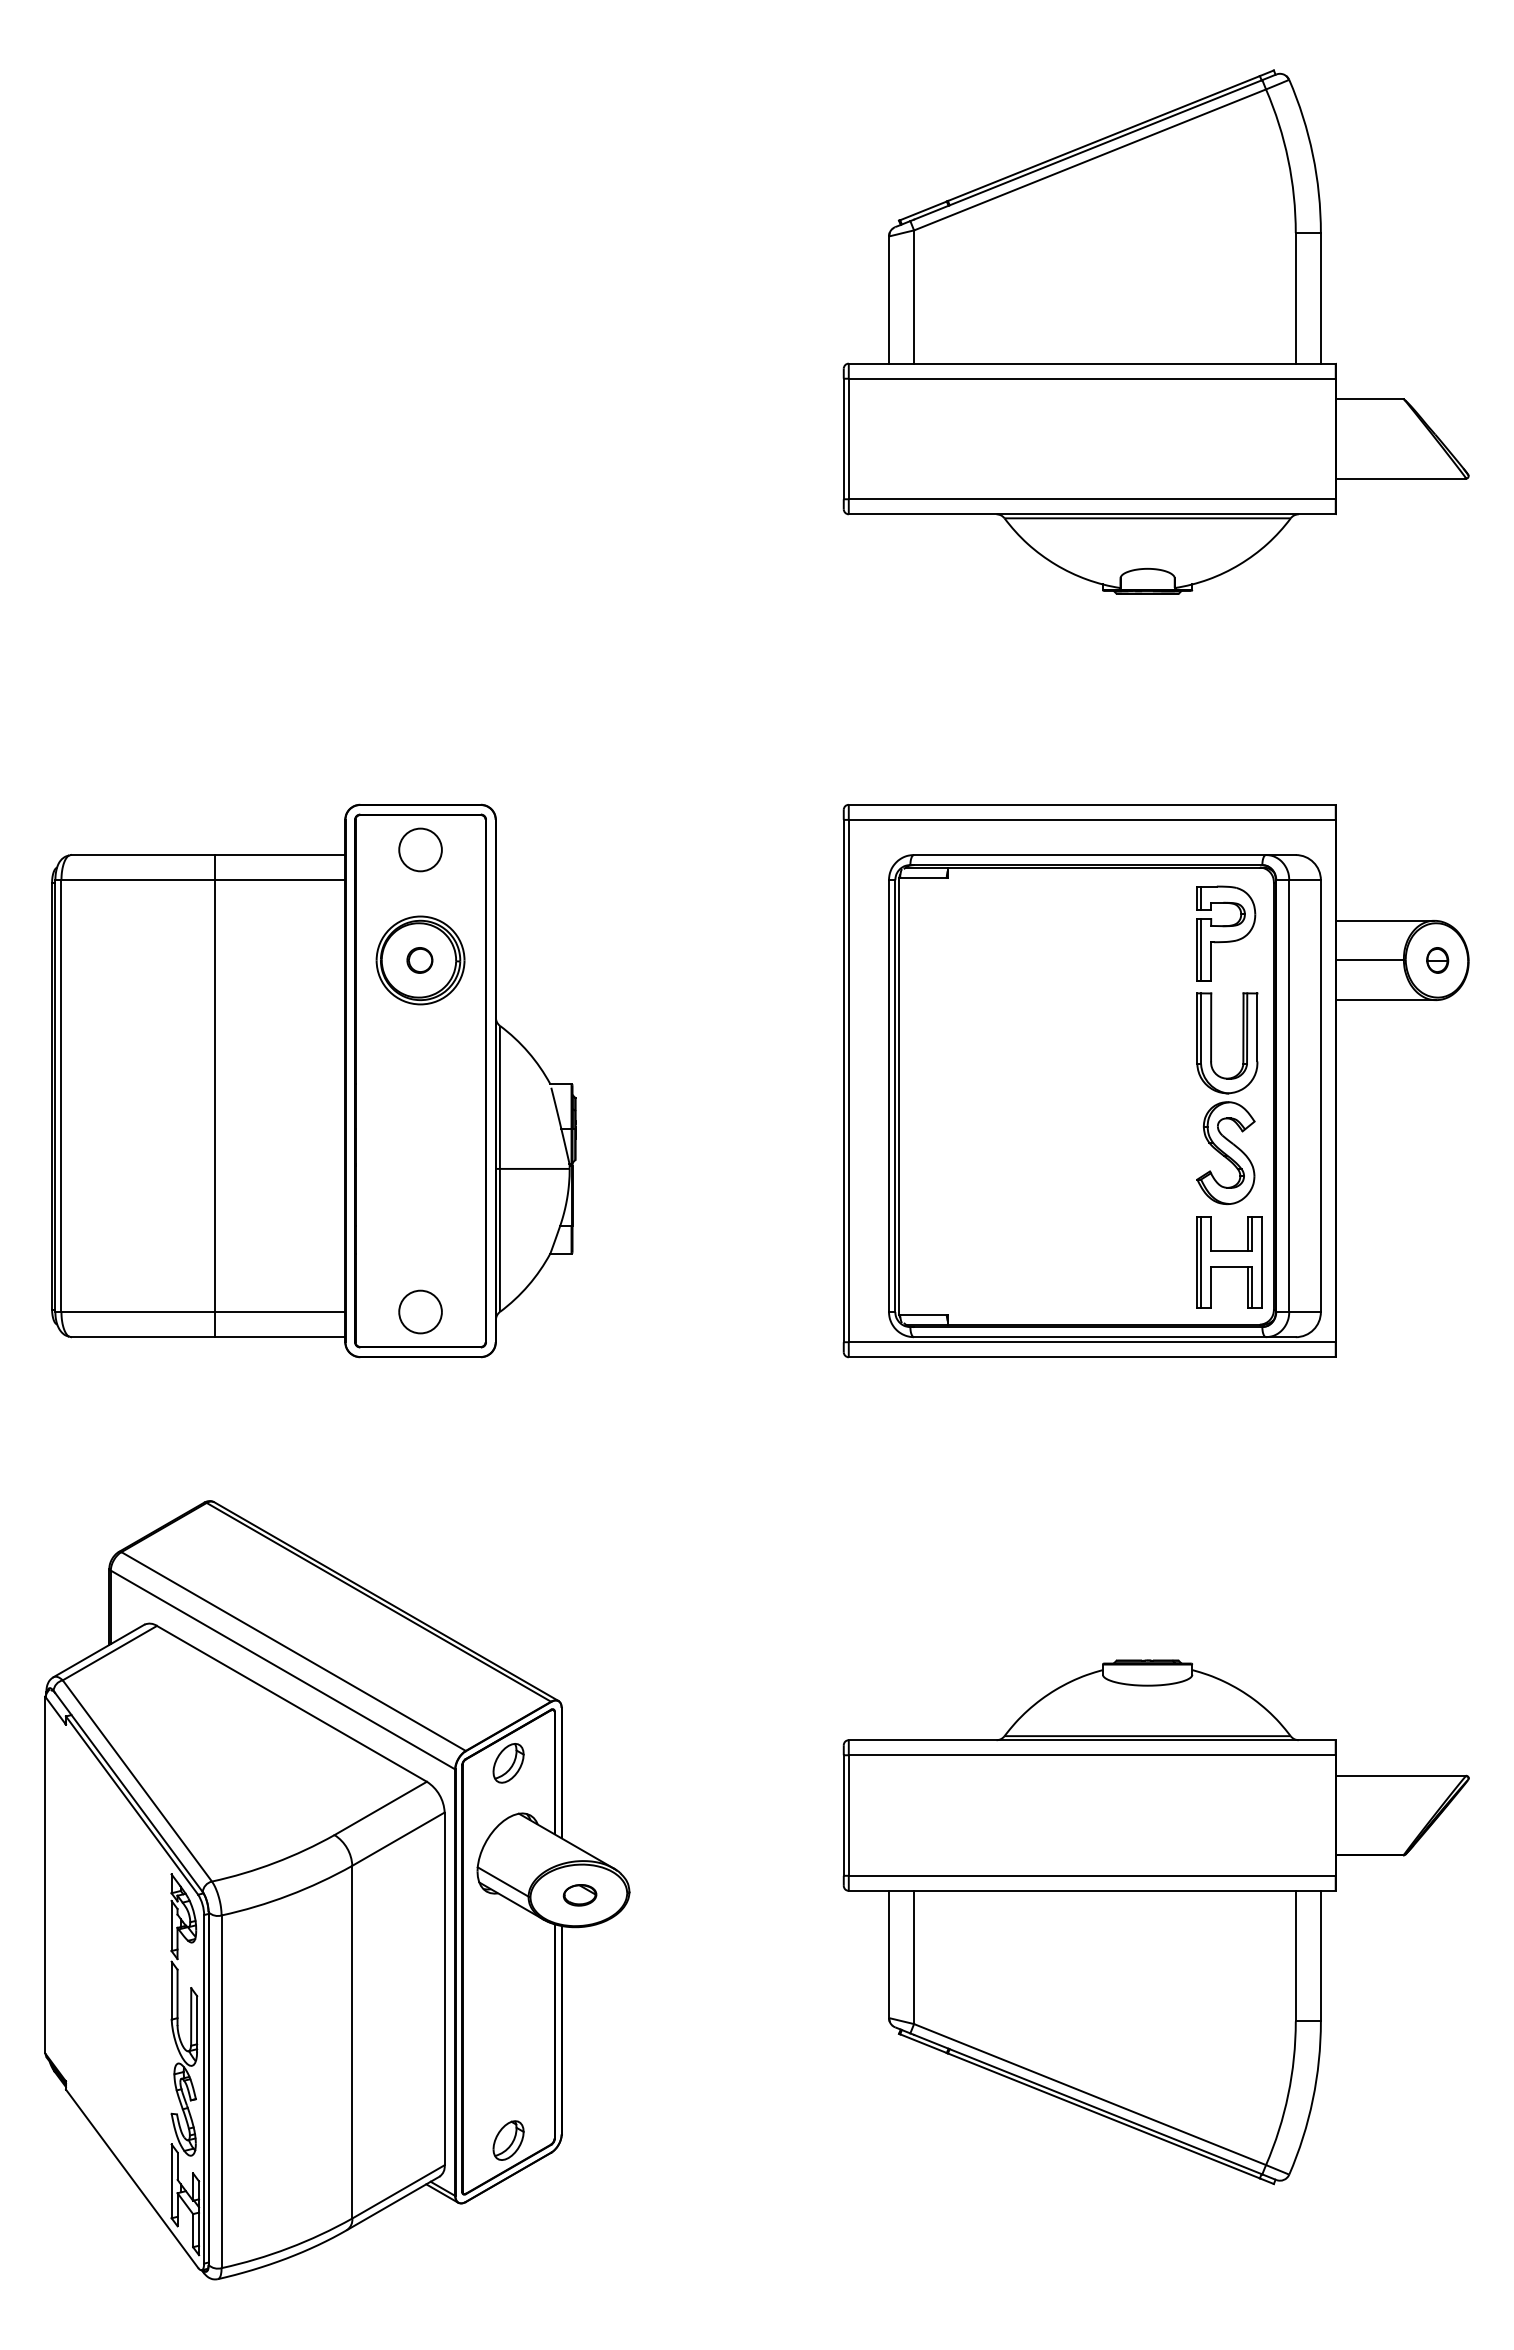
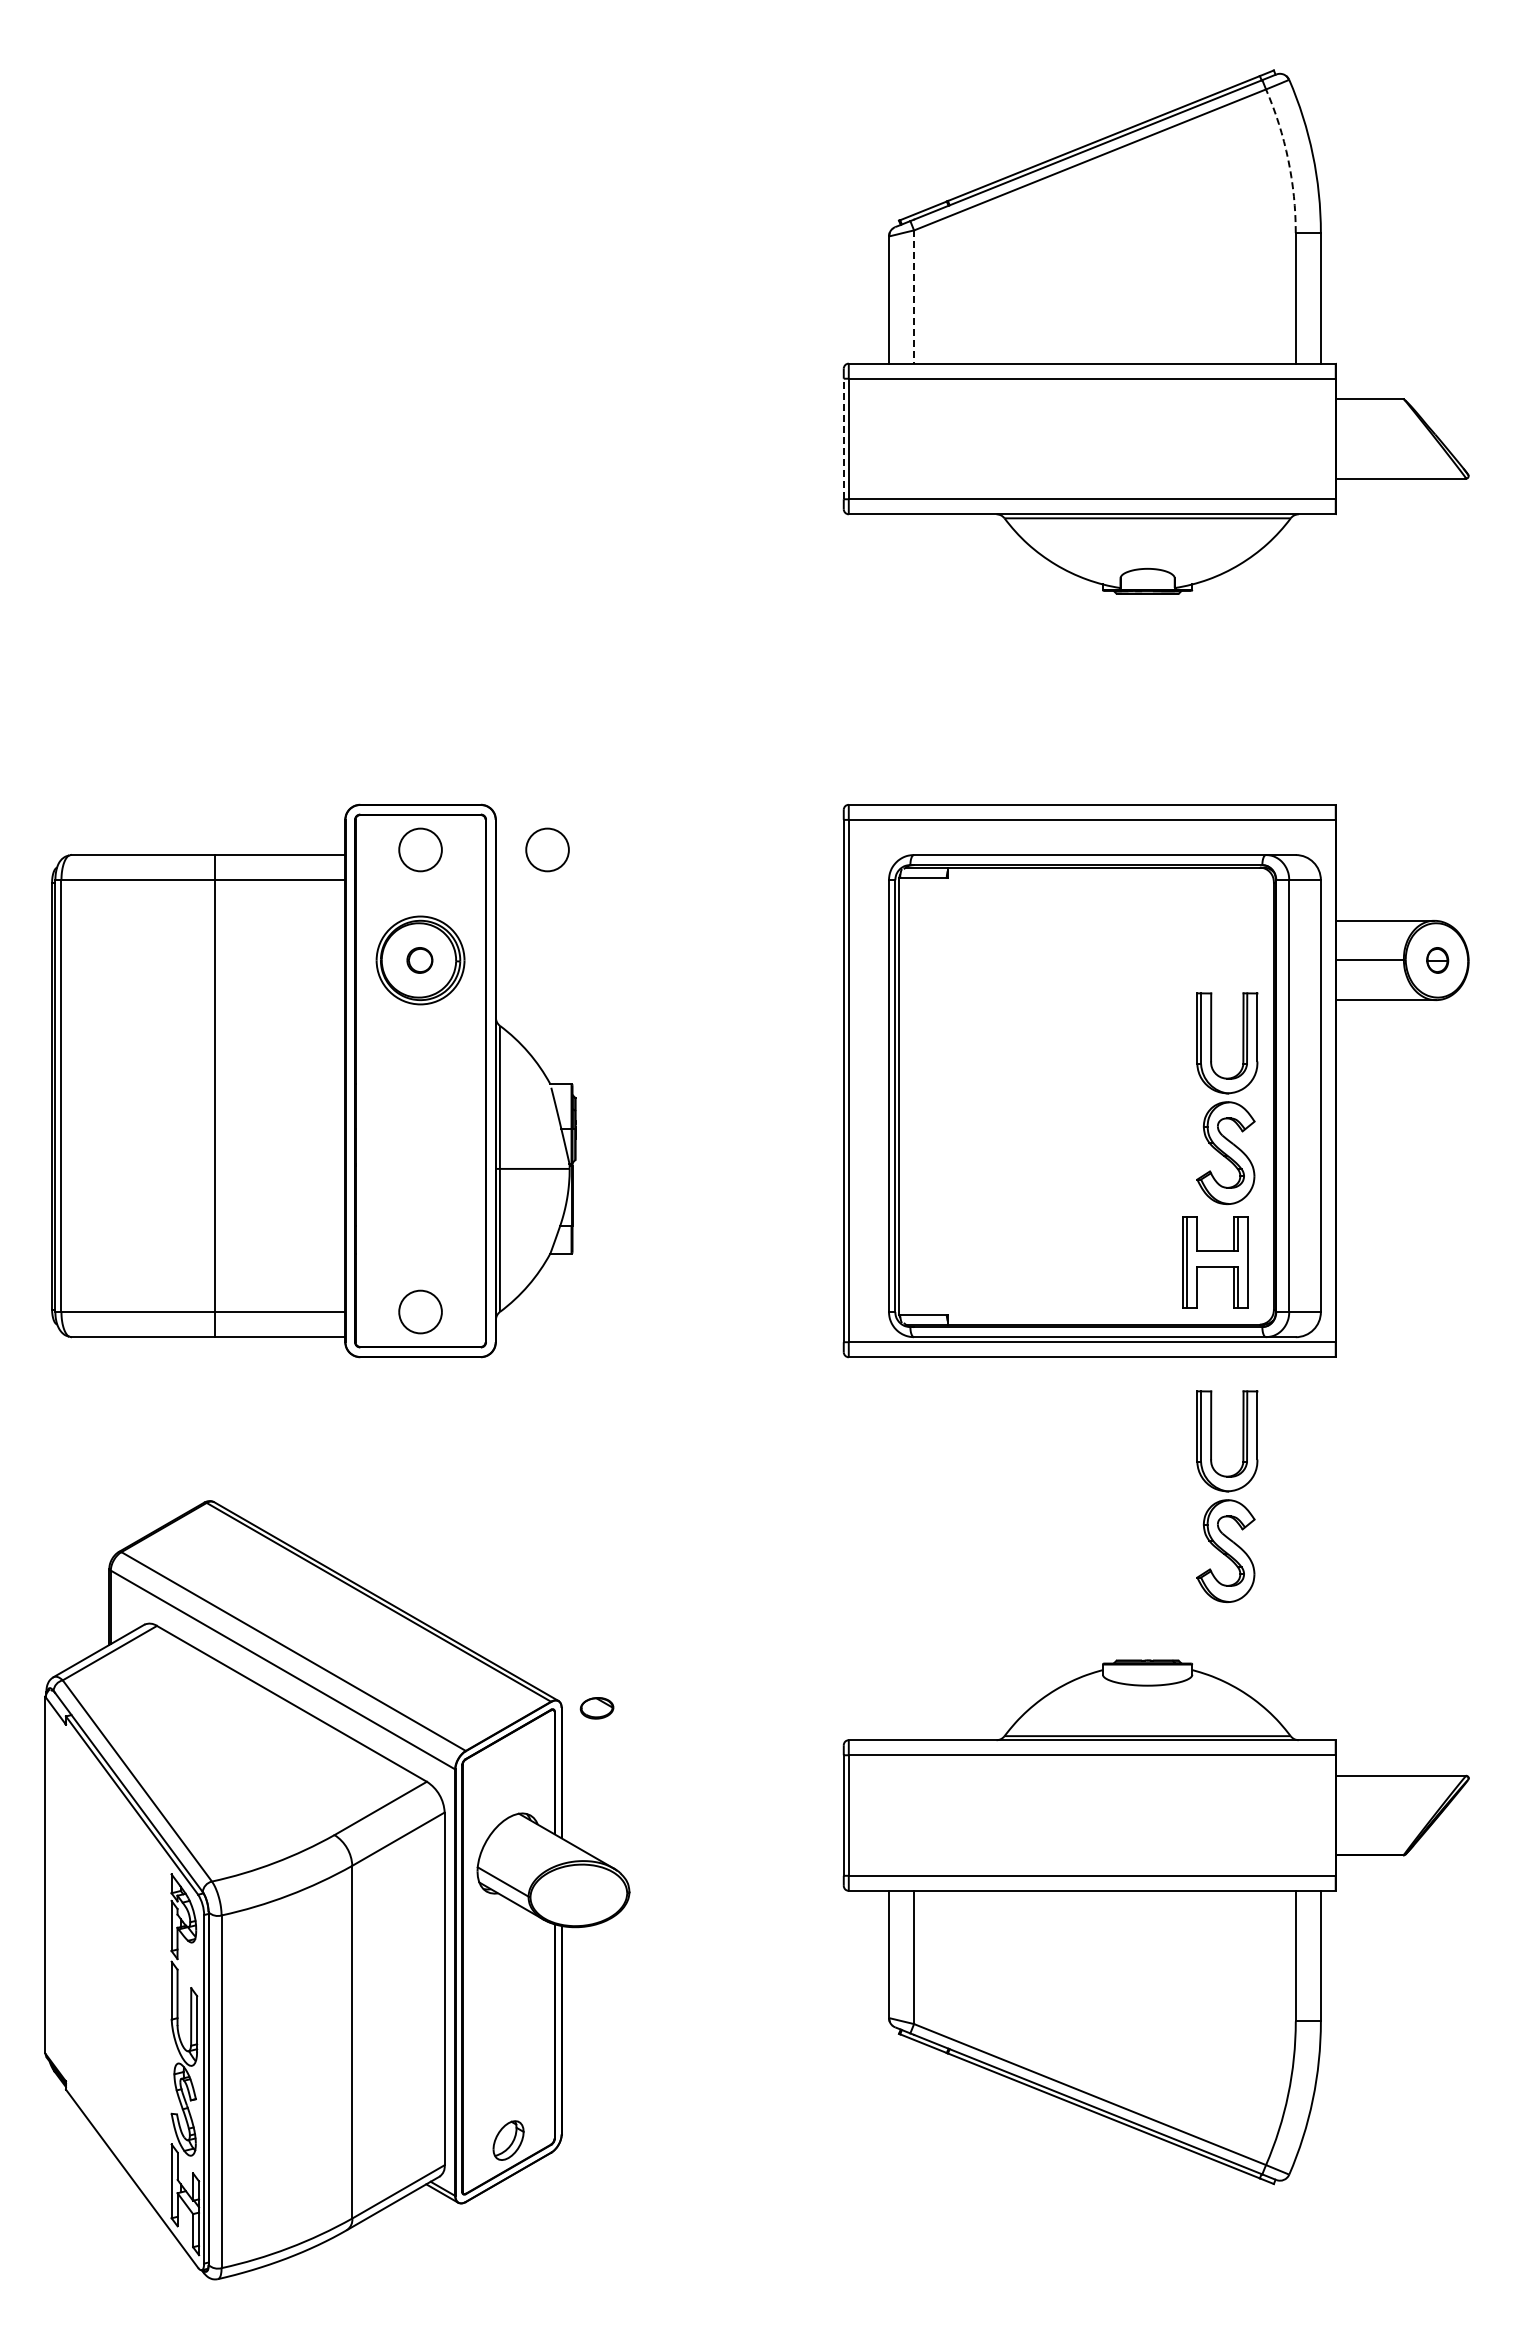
arc: solid -> dashed (1288, 159)
line: solid -> dashed (914, 297)
line: solid -> dashed (843, 438)
part: none -> present (547, 849)
part: present -> none (1226, 933)
part position: (1229, 1262) -> (1215, 1262) (1215, 1262)
part: none -> present (1227, 1496)
part: present -> none (508, 1763)
part position: (579, 1895) -> (596, 1708) (596, 1708)
